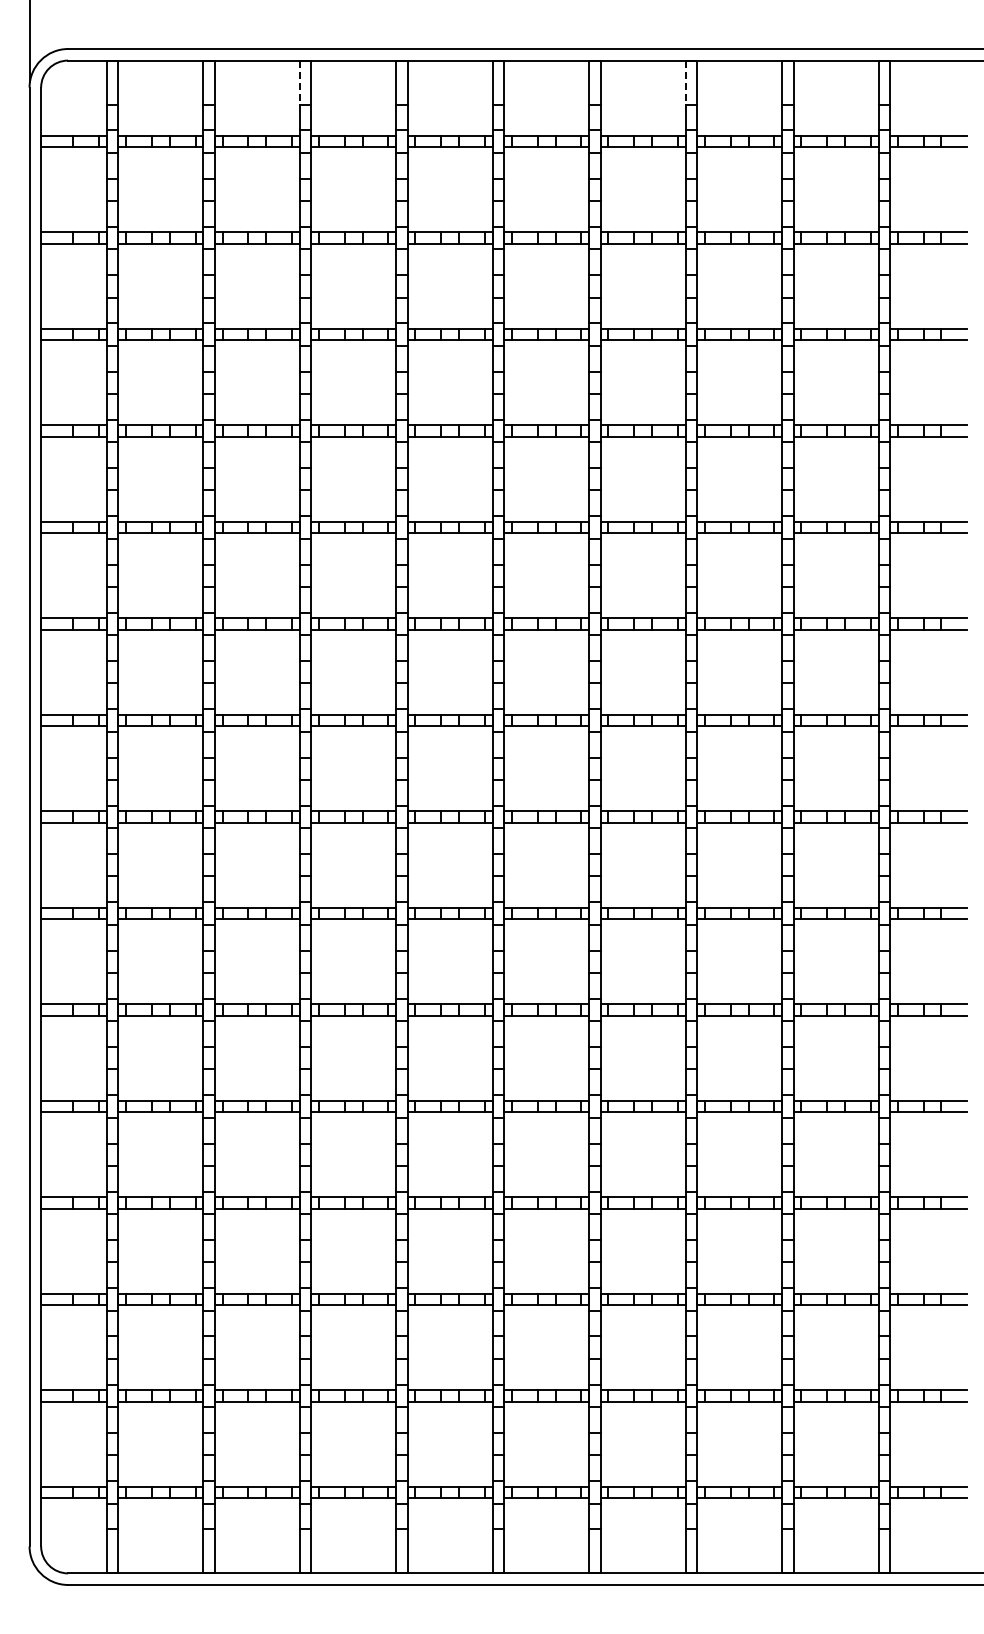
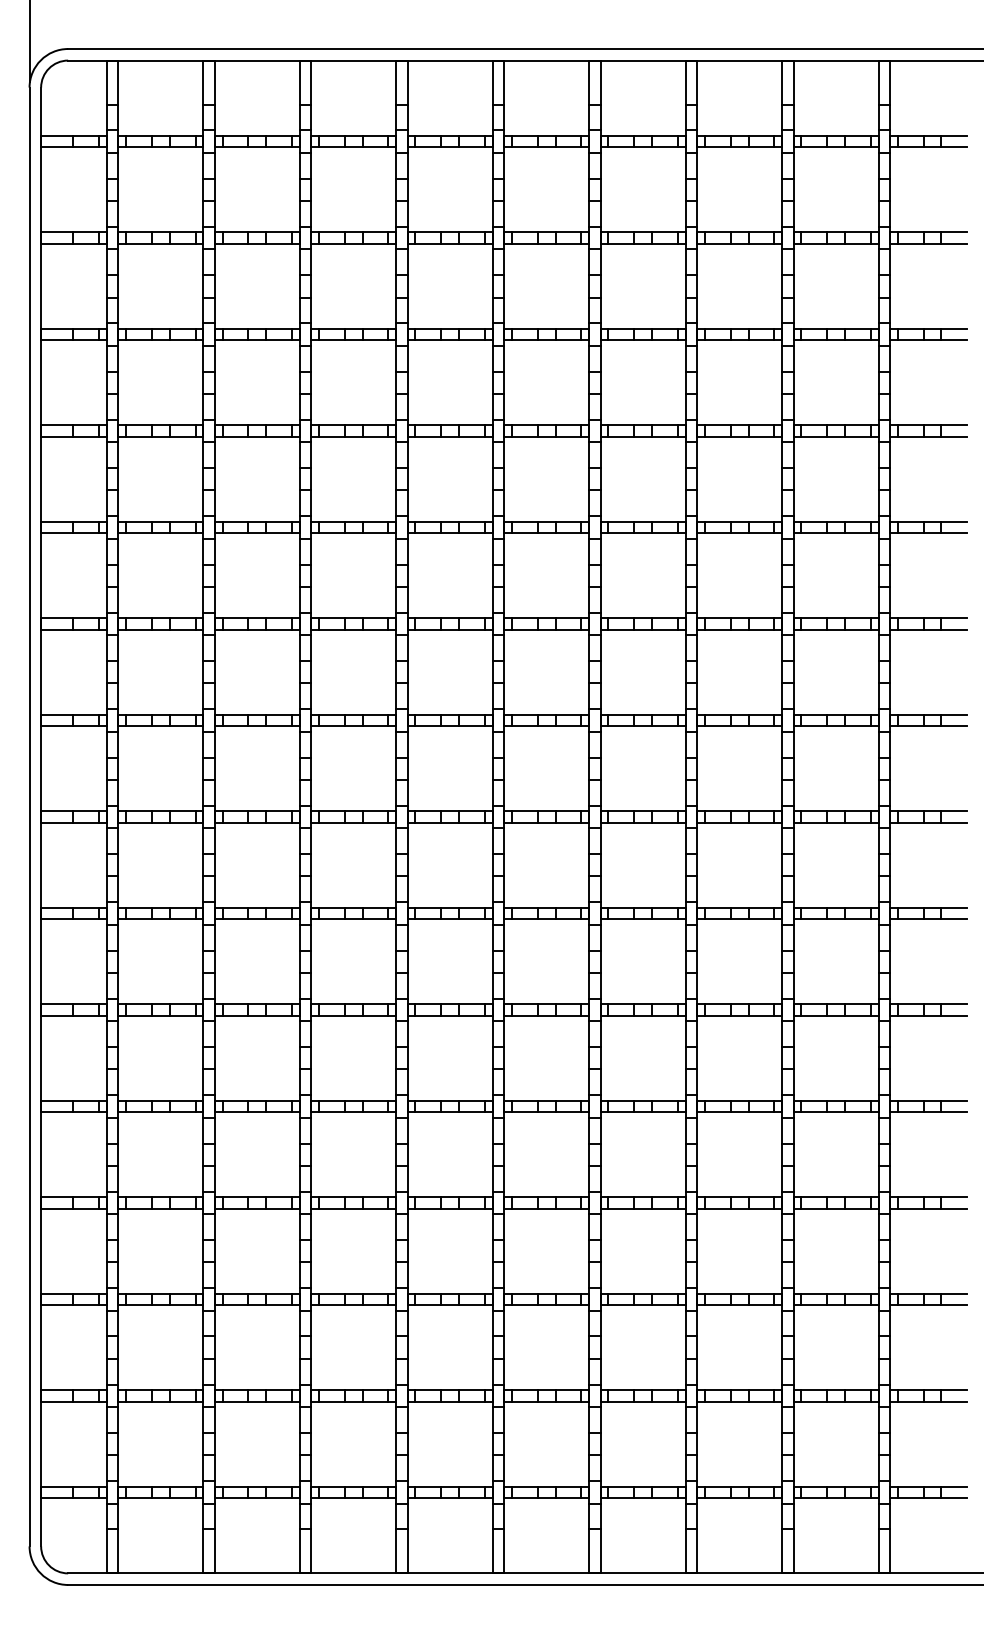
line: dashed -> solid (299, 82)
line: dashed -> solid (685, 82)
